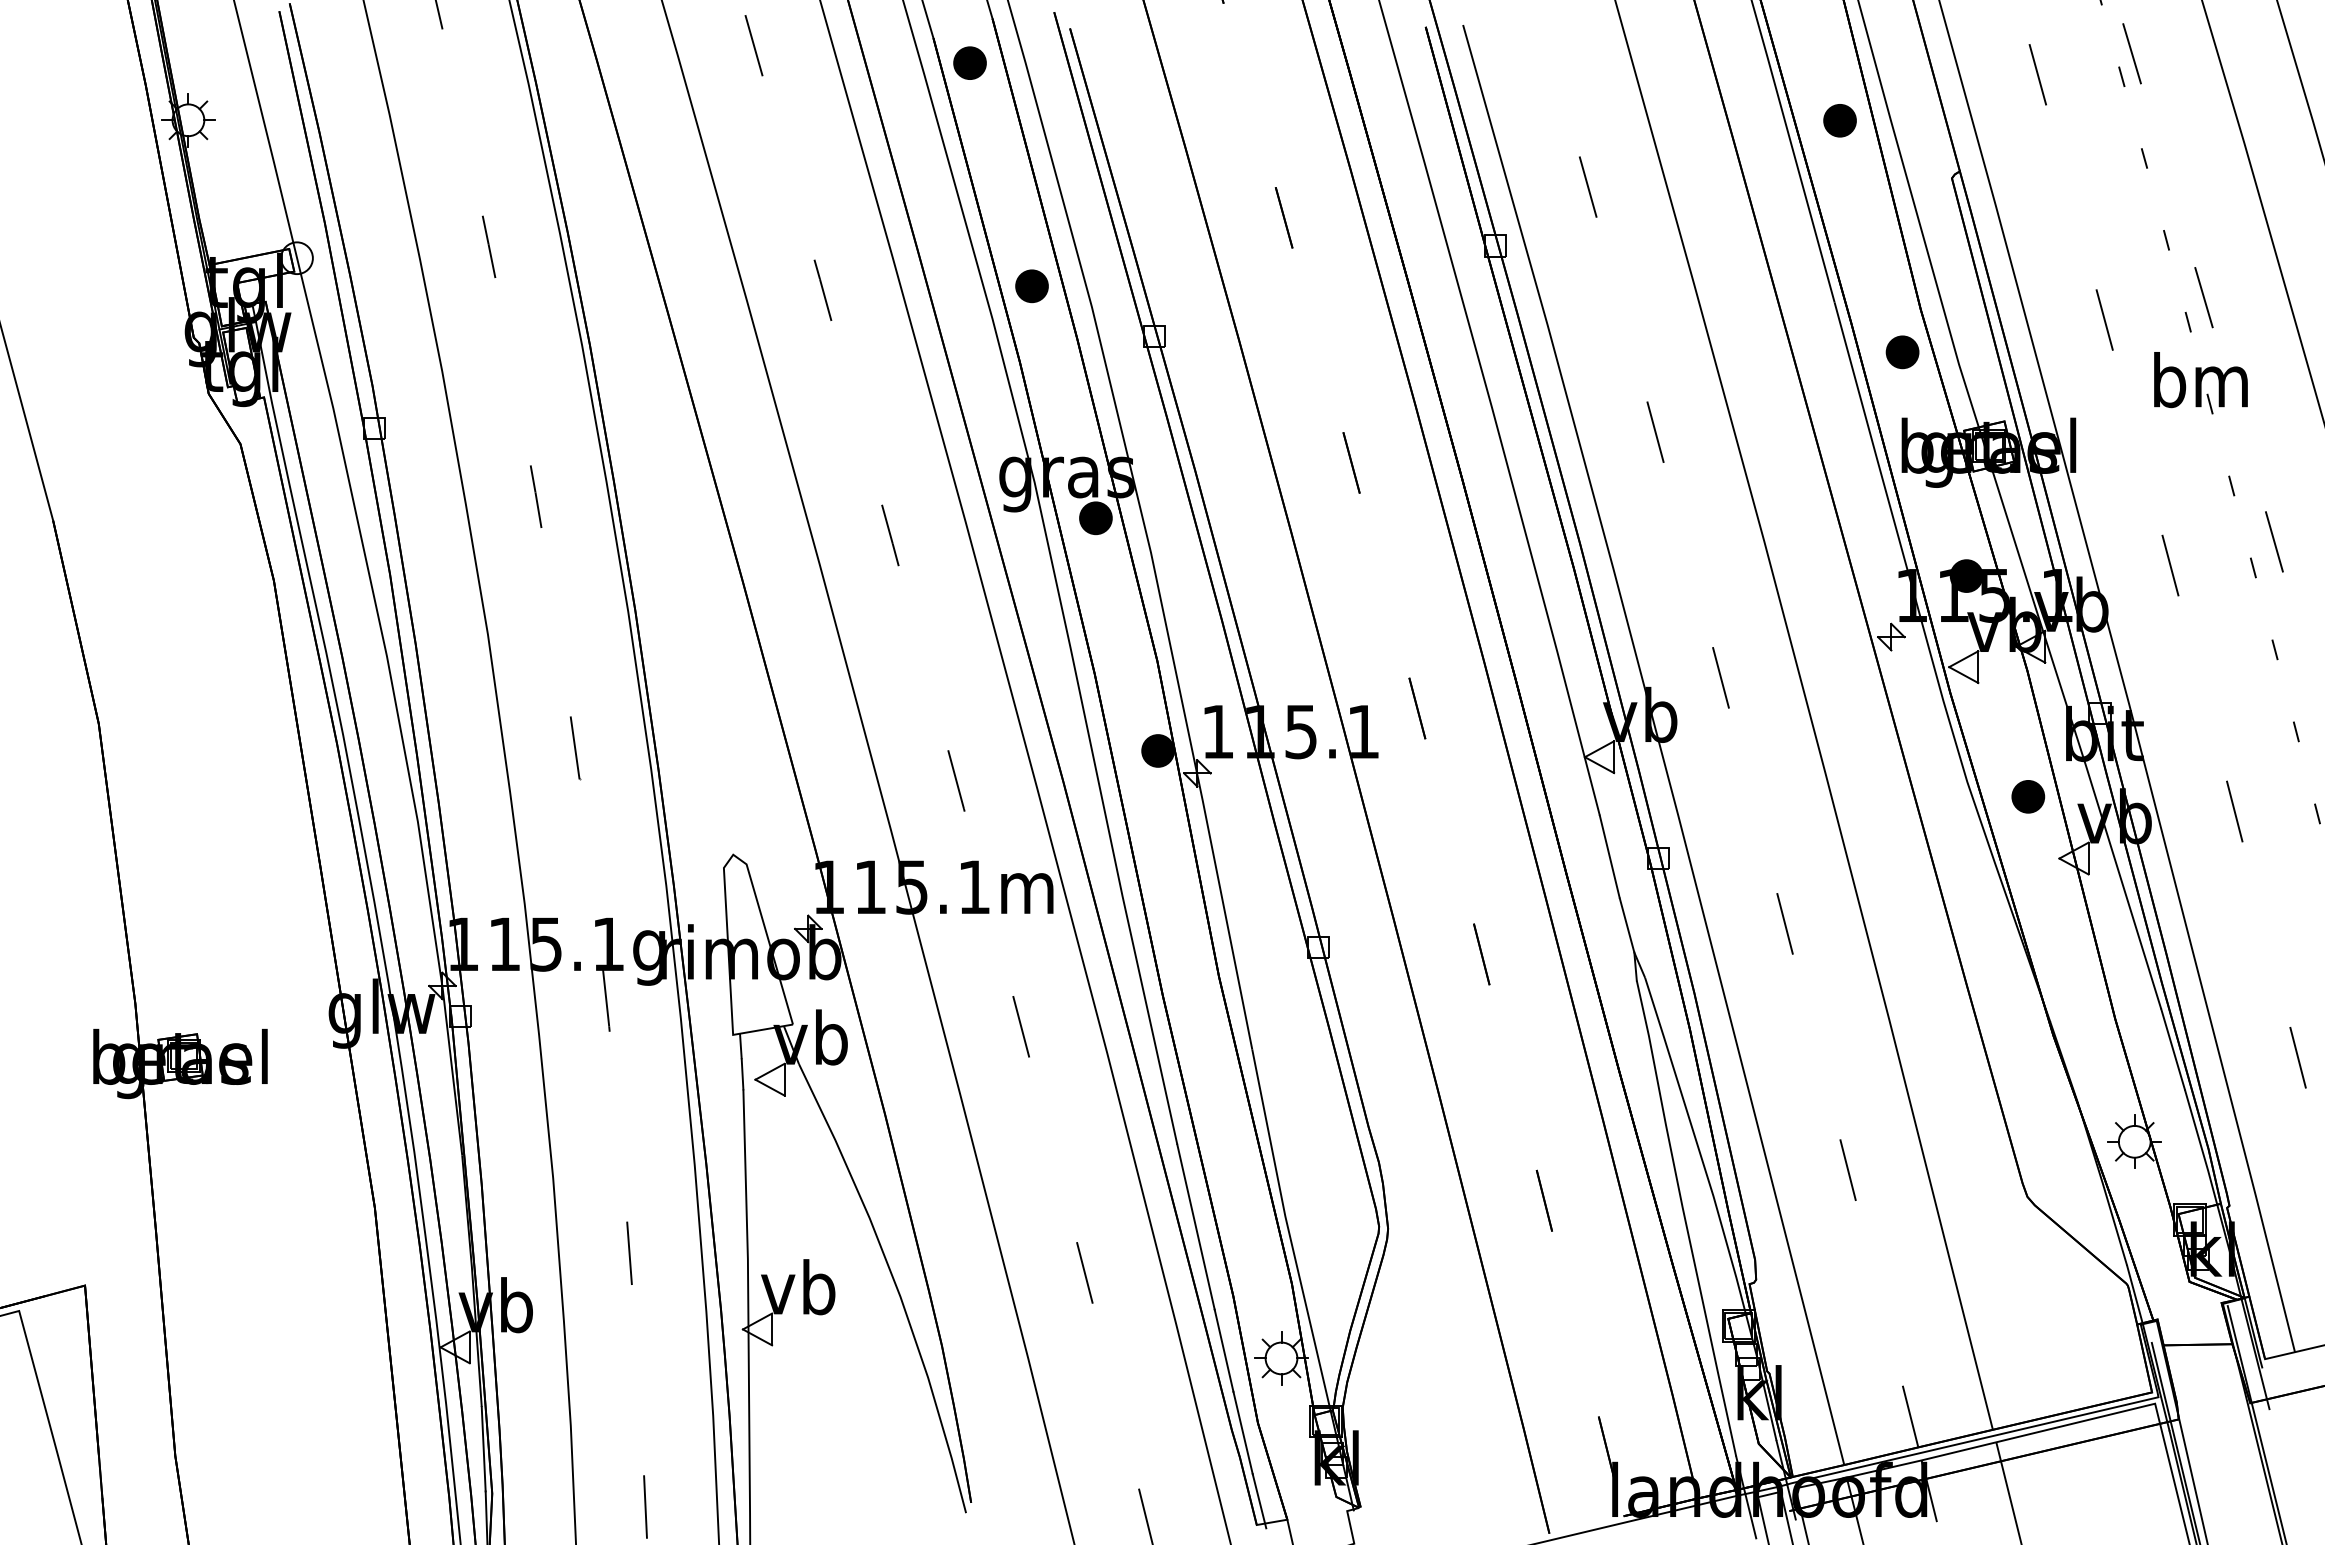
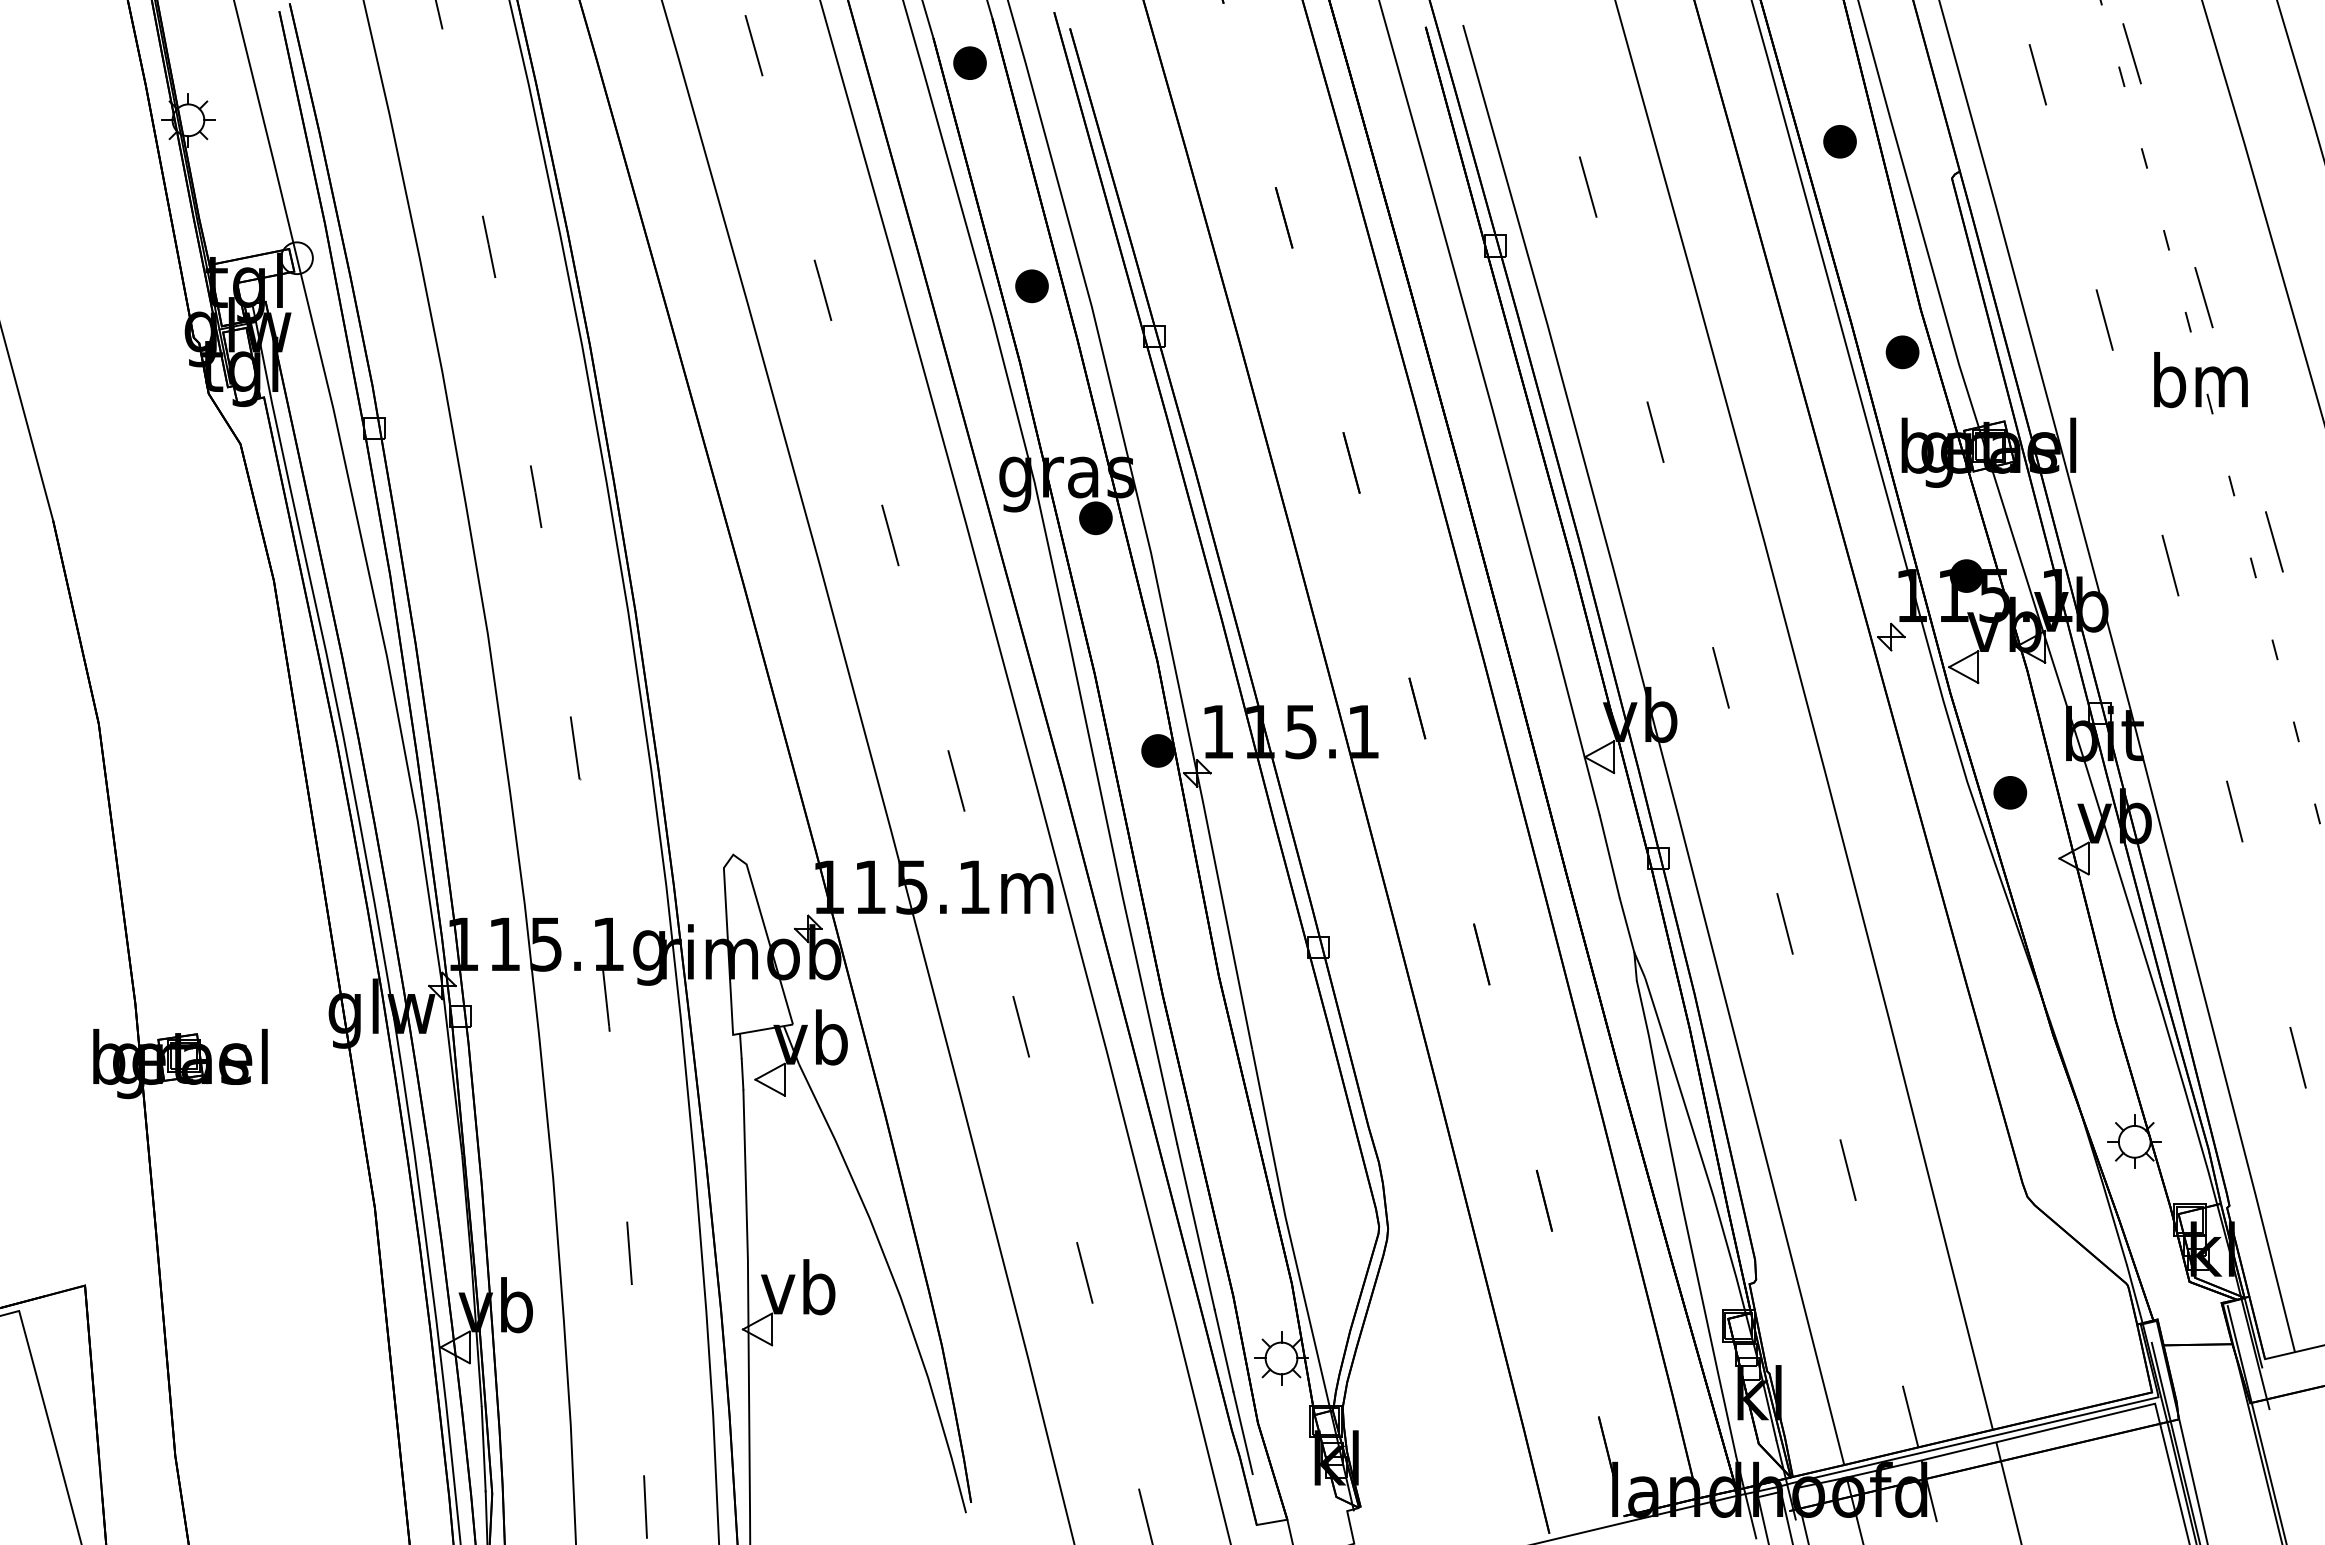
part position: (1839, 120) -> (1839, 141) (1839, 141)
part position: (2028, 796) -> (2010, 792) (2010, 792)
line: present -> none (1259, 1501)
